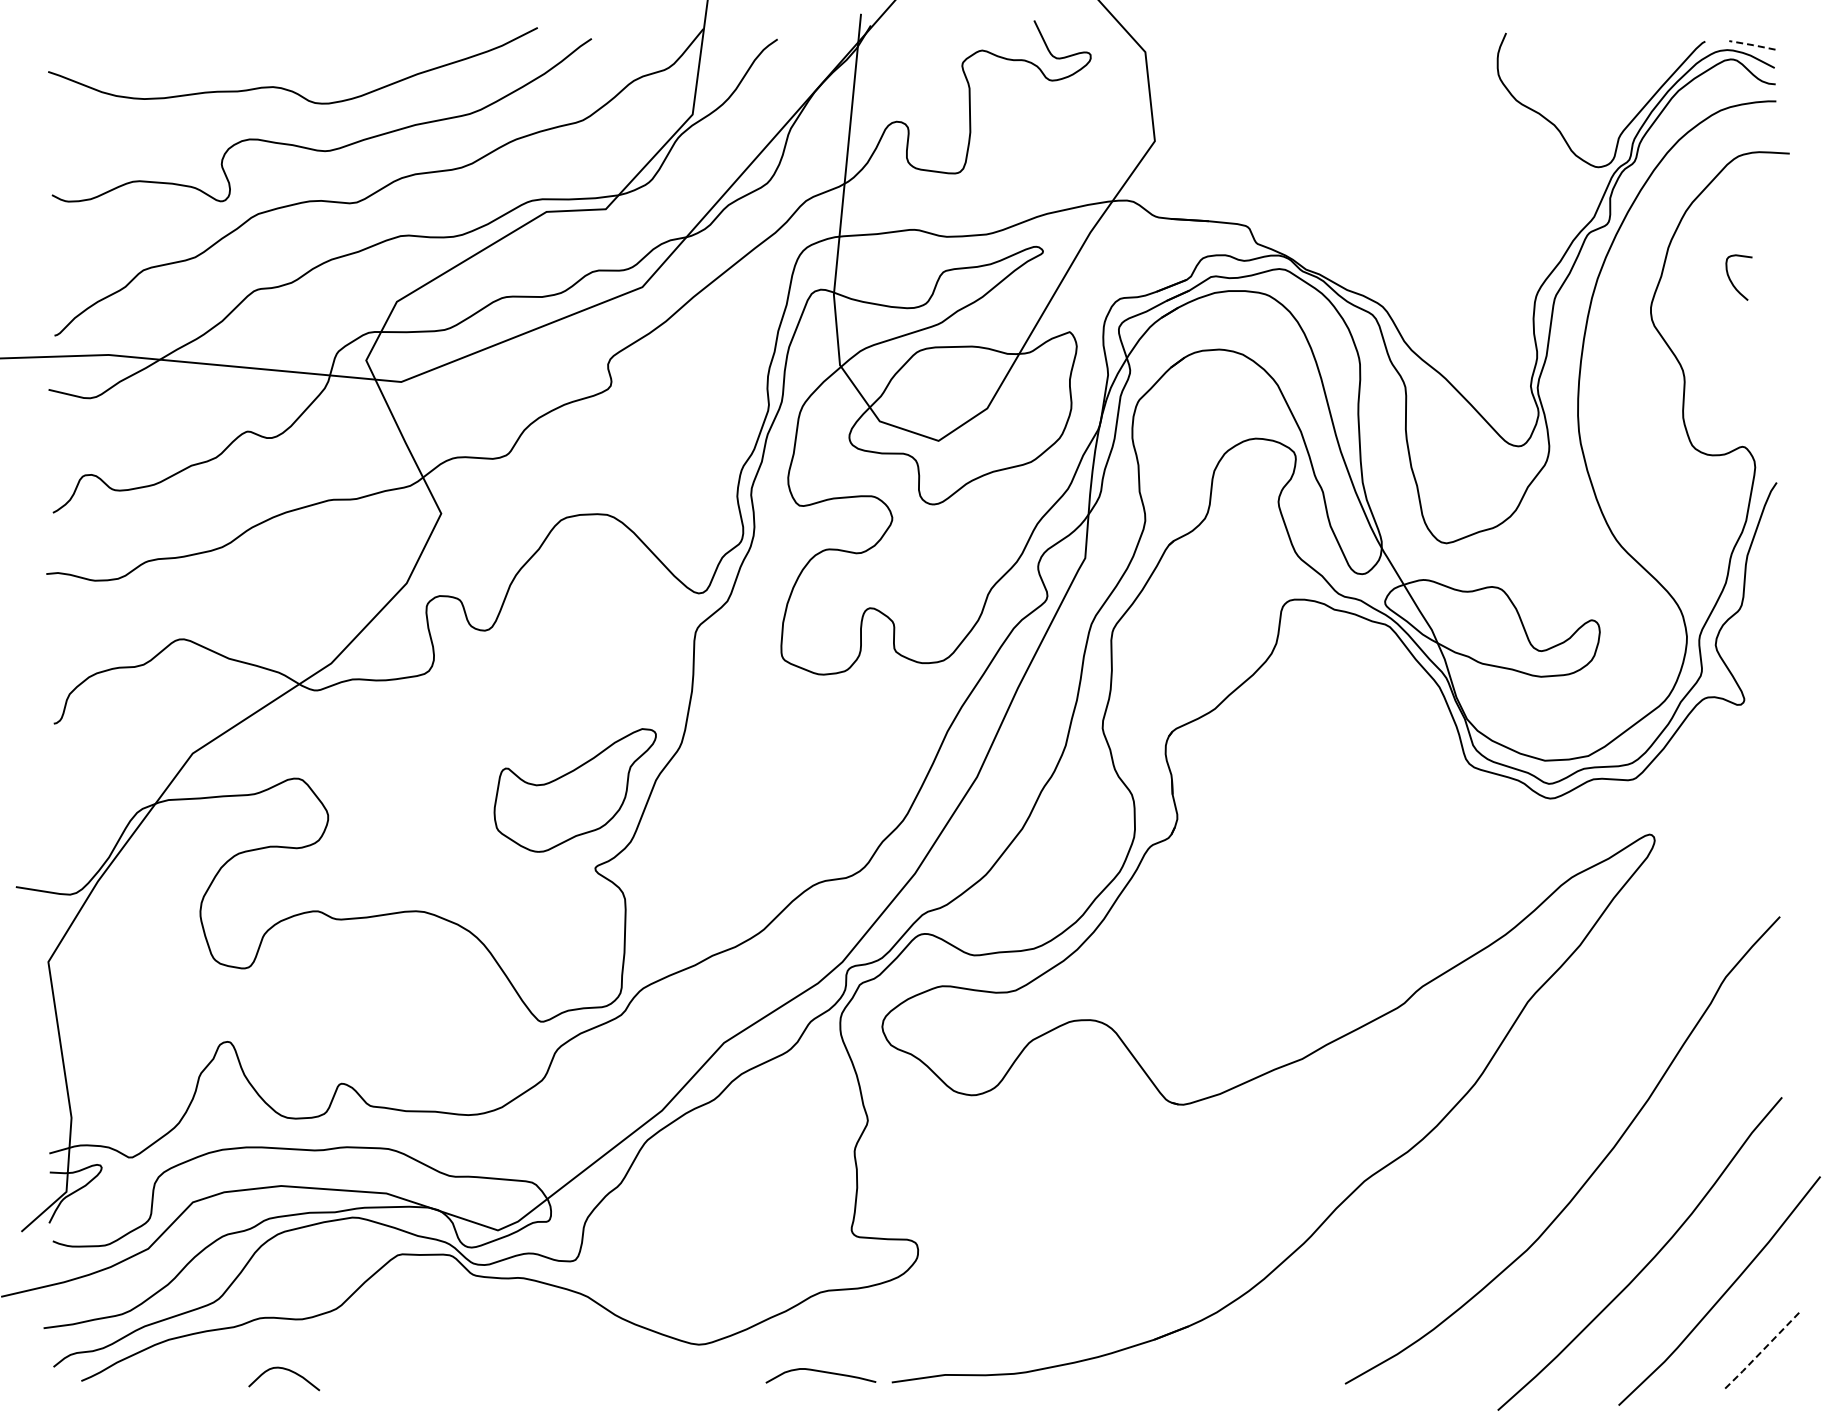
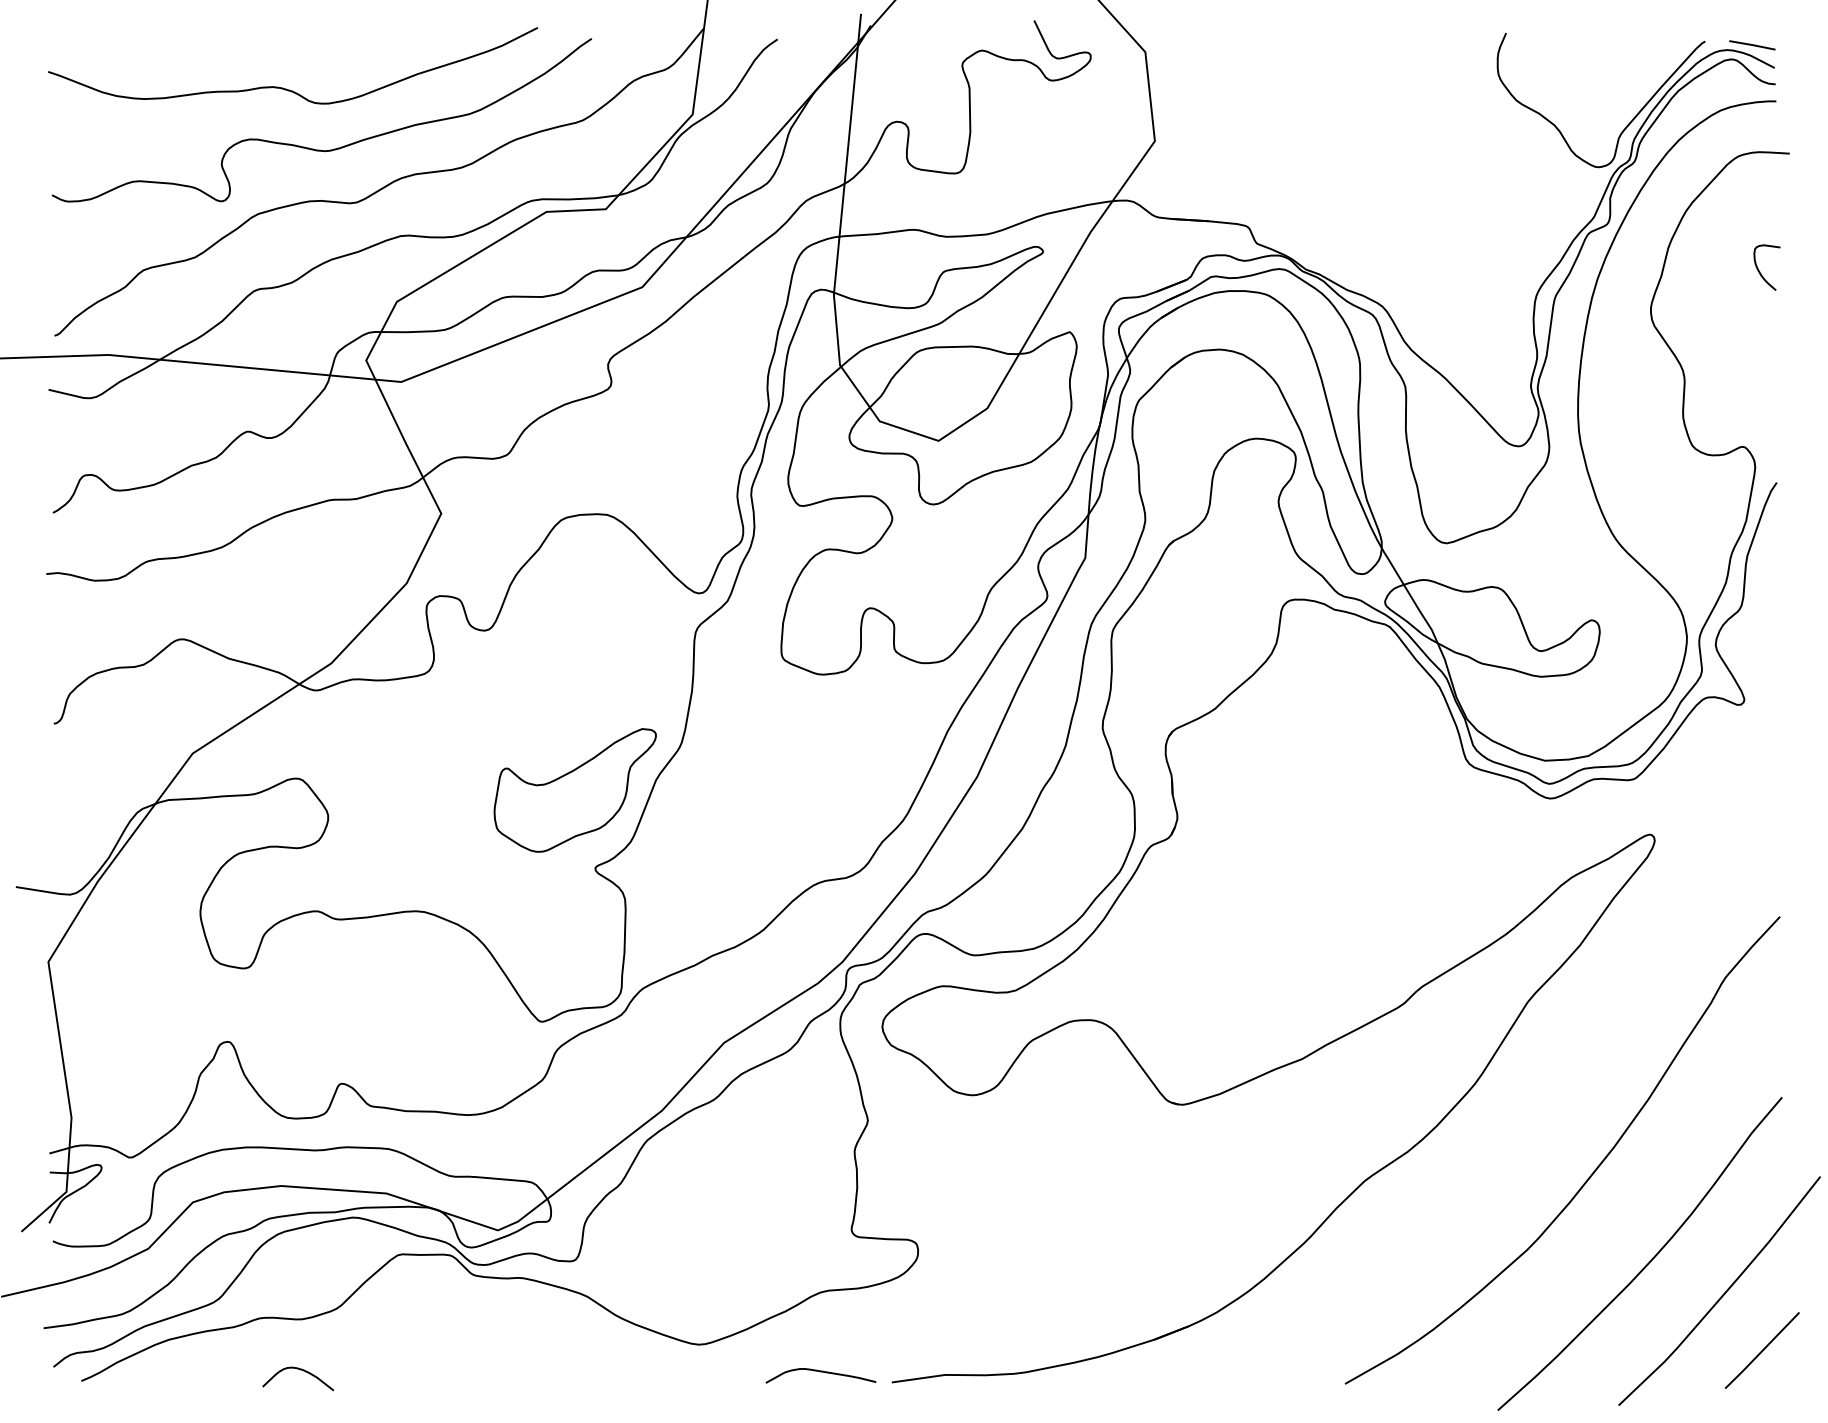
line: dashed -> solid (1752, 45)
curve position: (1732, 281) -> (1760, 271) (1760, 271)
line: dashed -> solid (1762, 1351)
curve position: (286, 1370) -> (300, 1370) (300, 1370)
